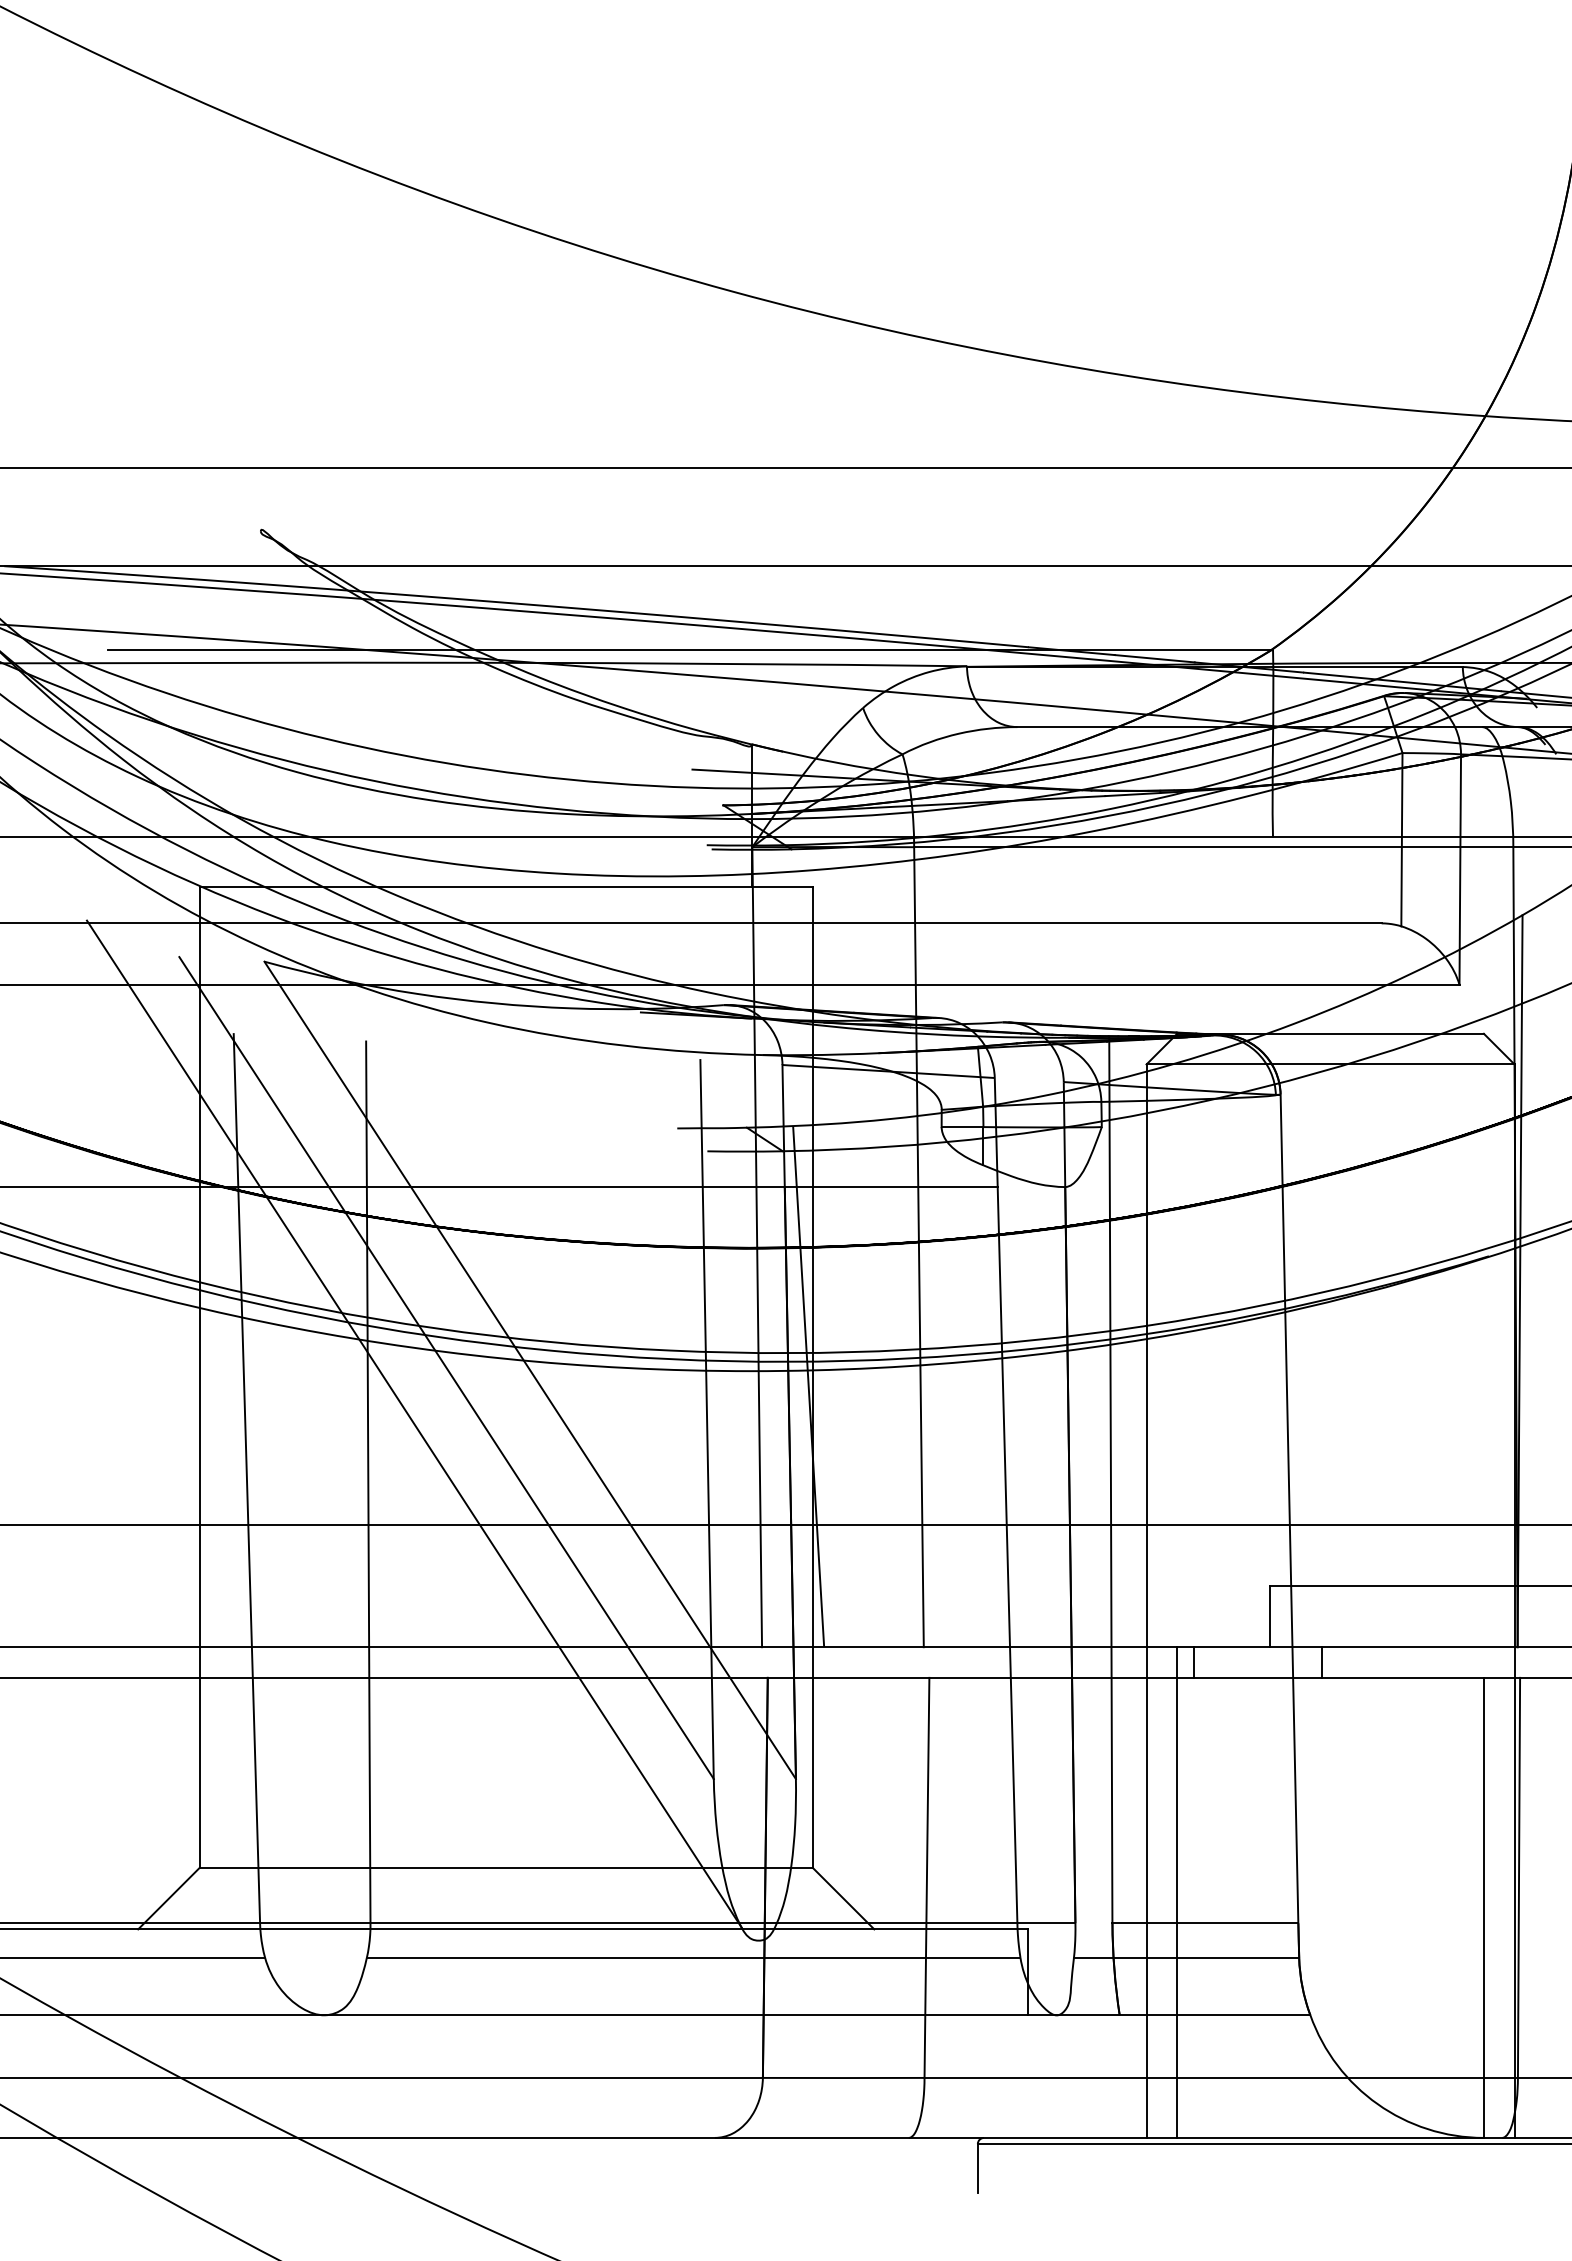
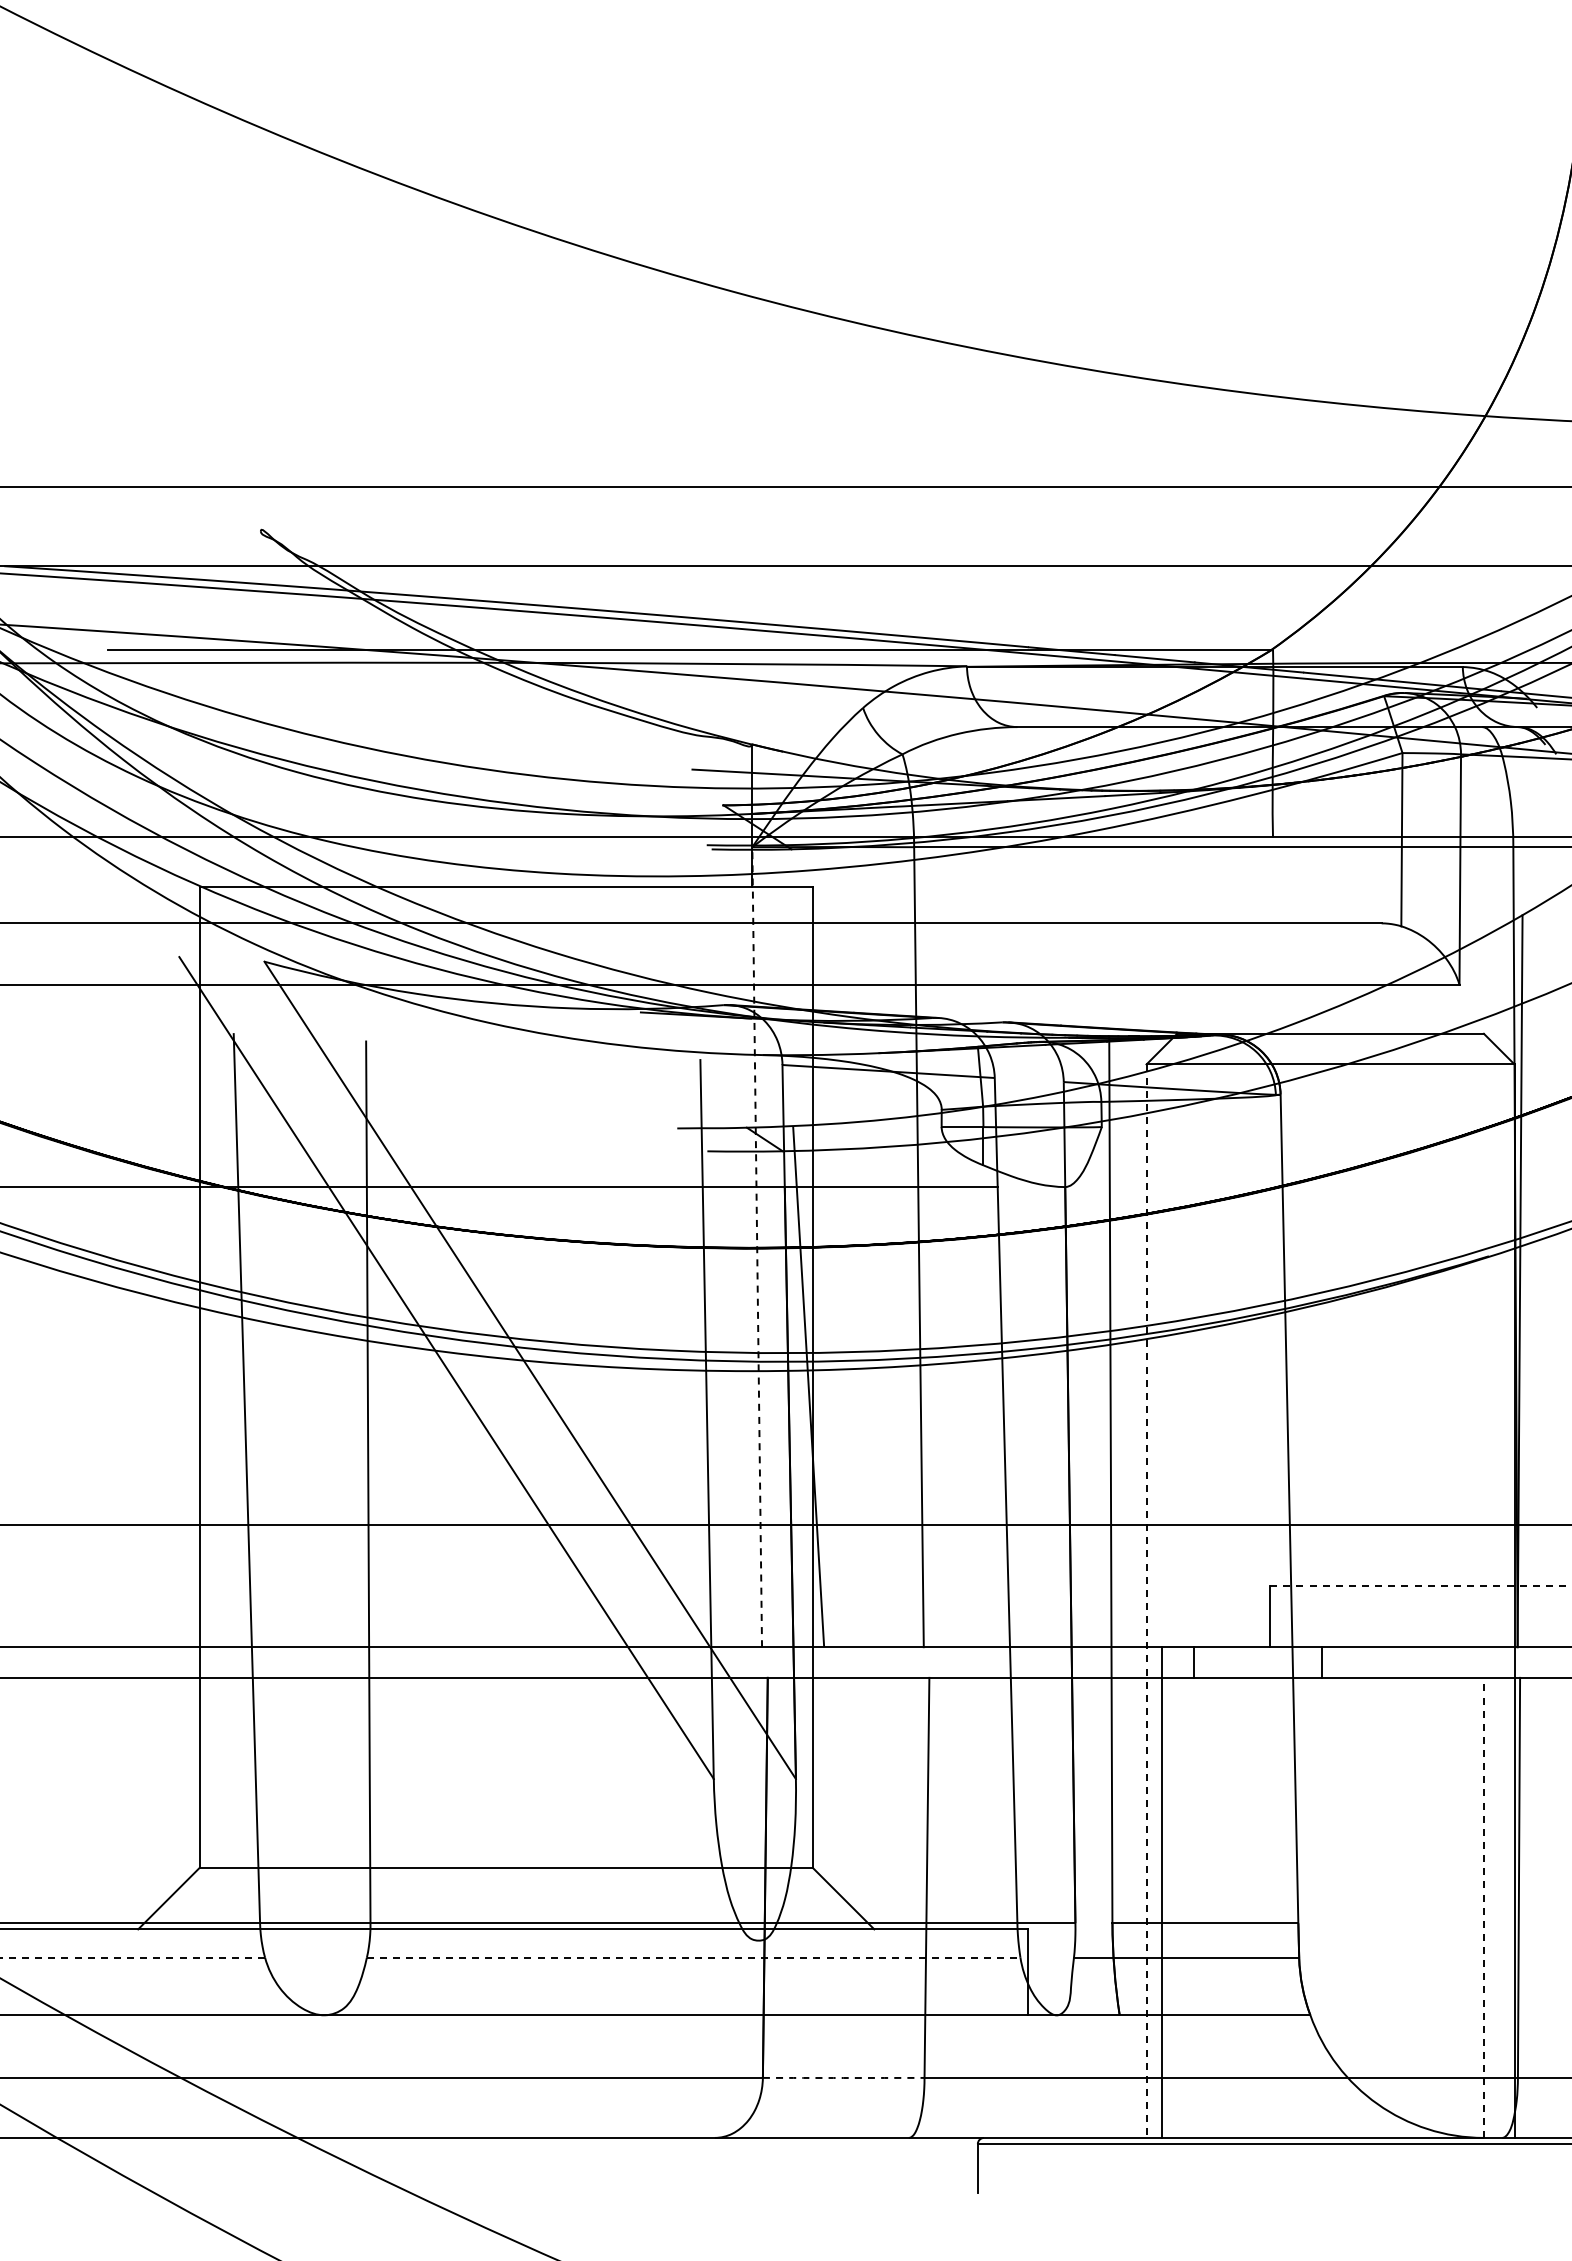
line position: (785, 468) -> (785, 487) (785, 487)
line: solid -> dashed (757, 1246)
line: present -> none (414, 1424)
line: solid -> dashed (1420, 1585)
line: solid -> dashed (1146, 1601)
line position: (1177, 1892) -> (1162, 1892) (1162, 1892)
line: solid -> dashed (1483, 1907)
line: solid -> dashed (133, 1957)
line: solid -> dashed (693, 1957)
arc: solid -> dashed (843, 2078)
